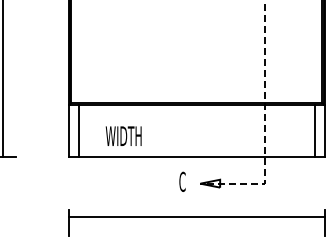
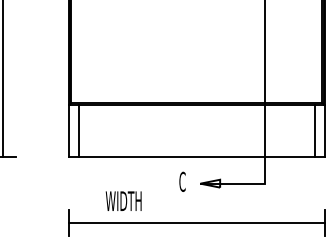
line: dashed -> solid (264, 125)
text position: (123, 135) -> (123, 200) (123, 200)
line position: (196, 216) -> (196, 222) (196, 222)
